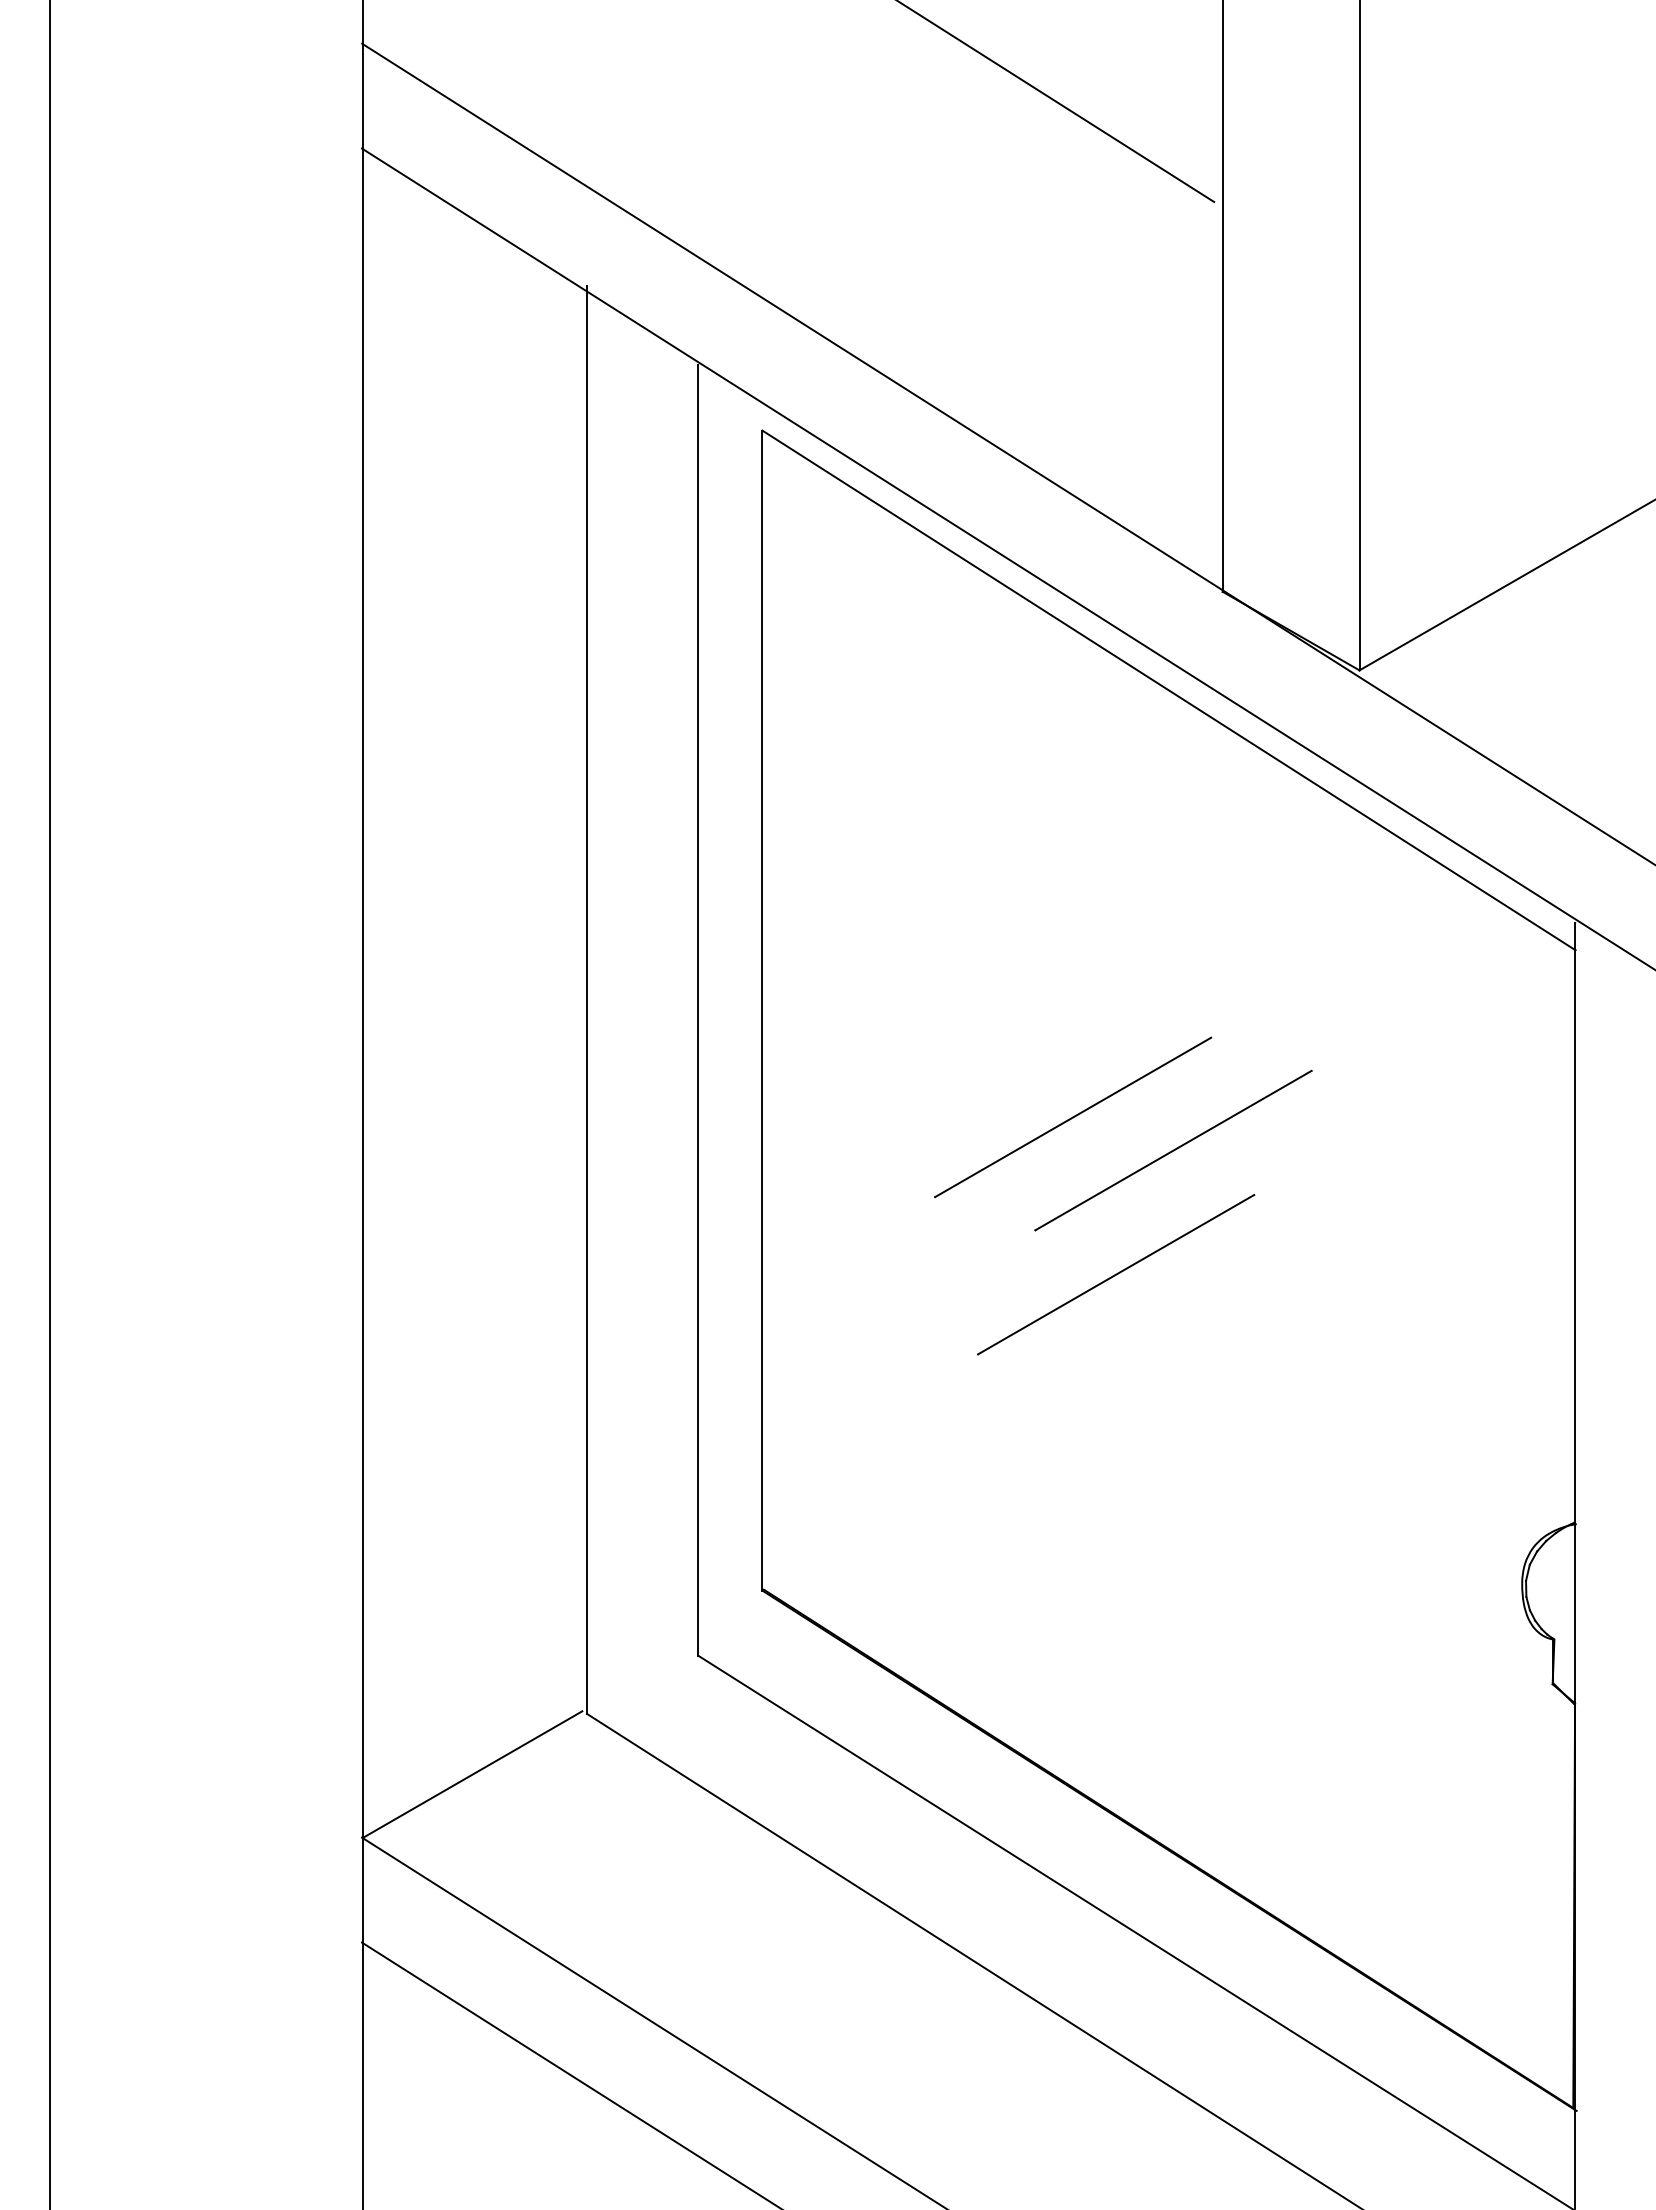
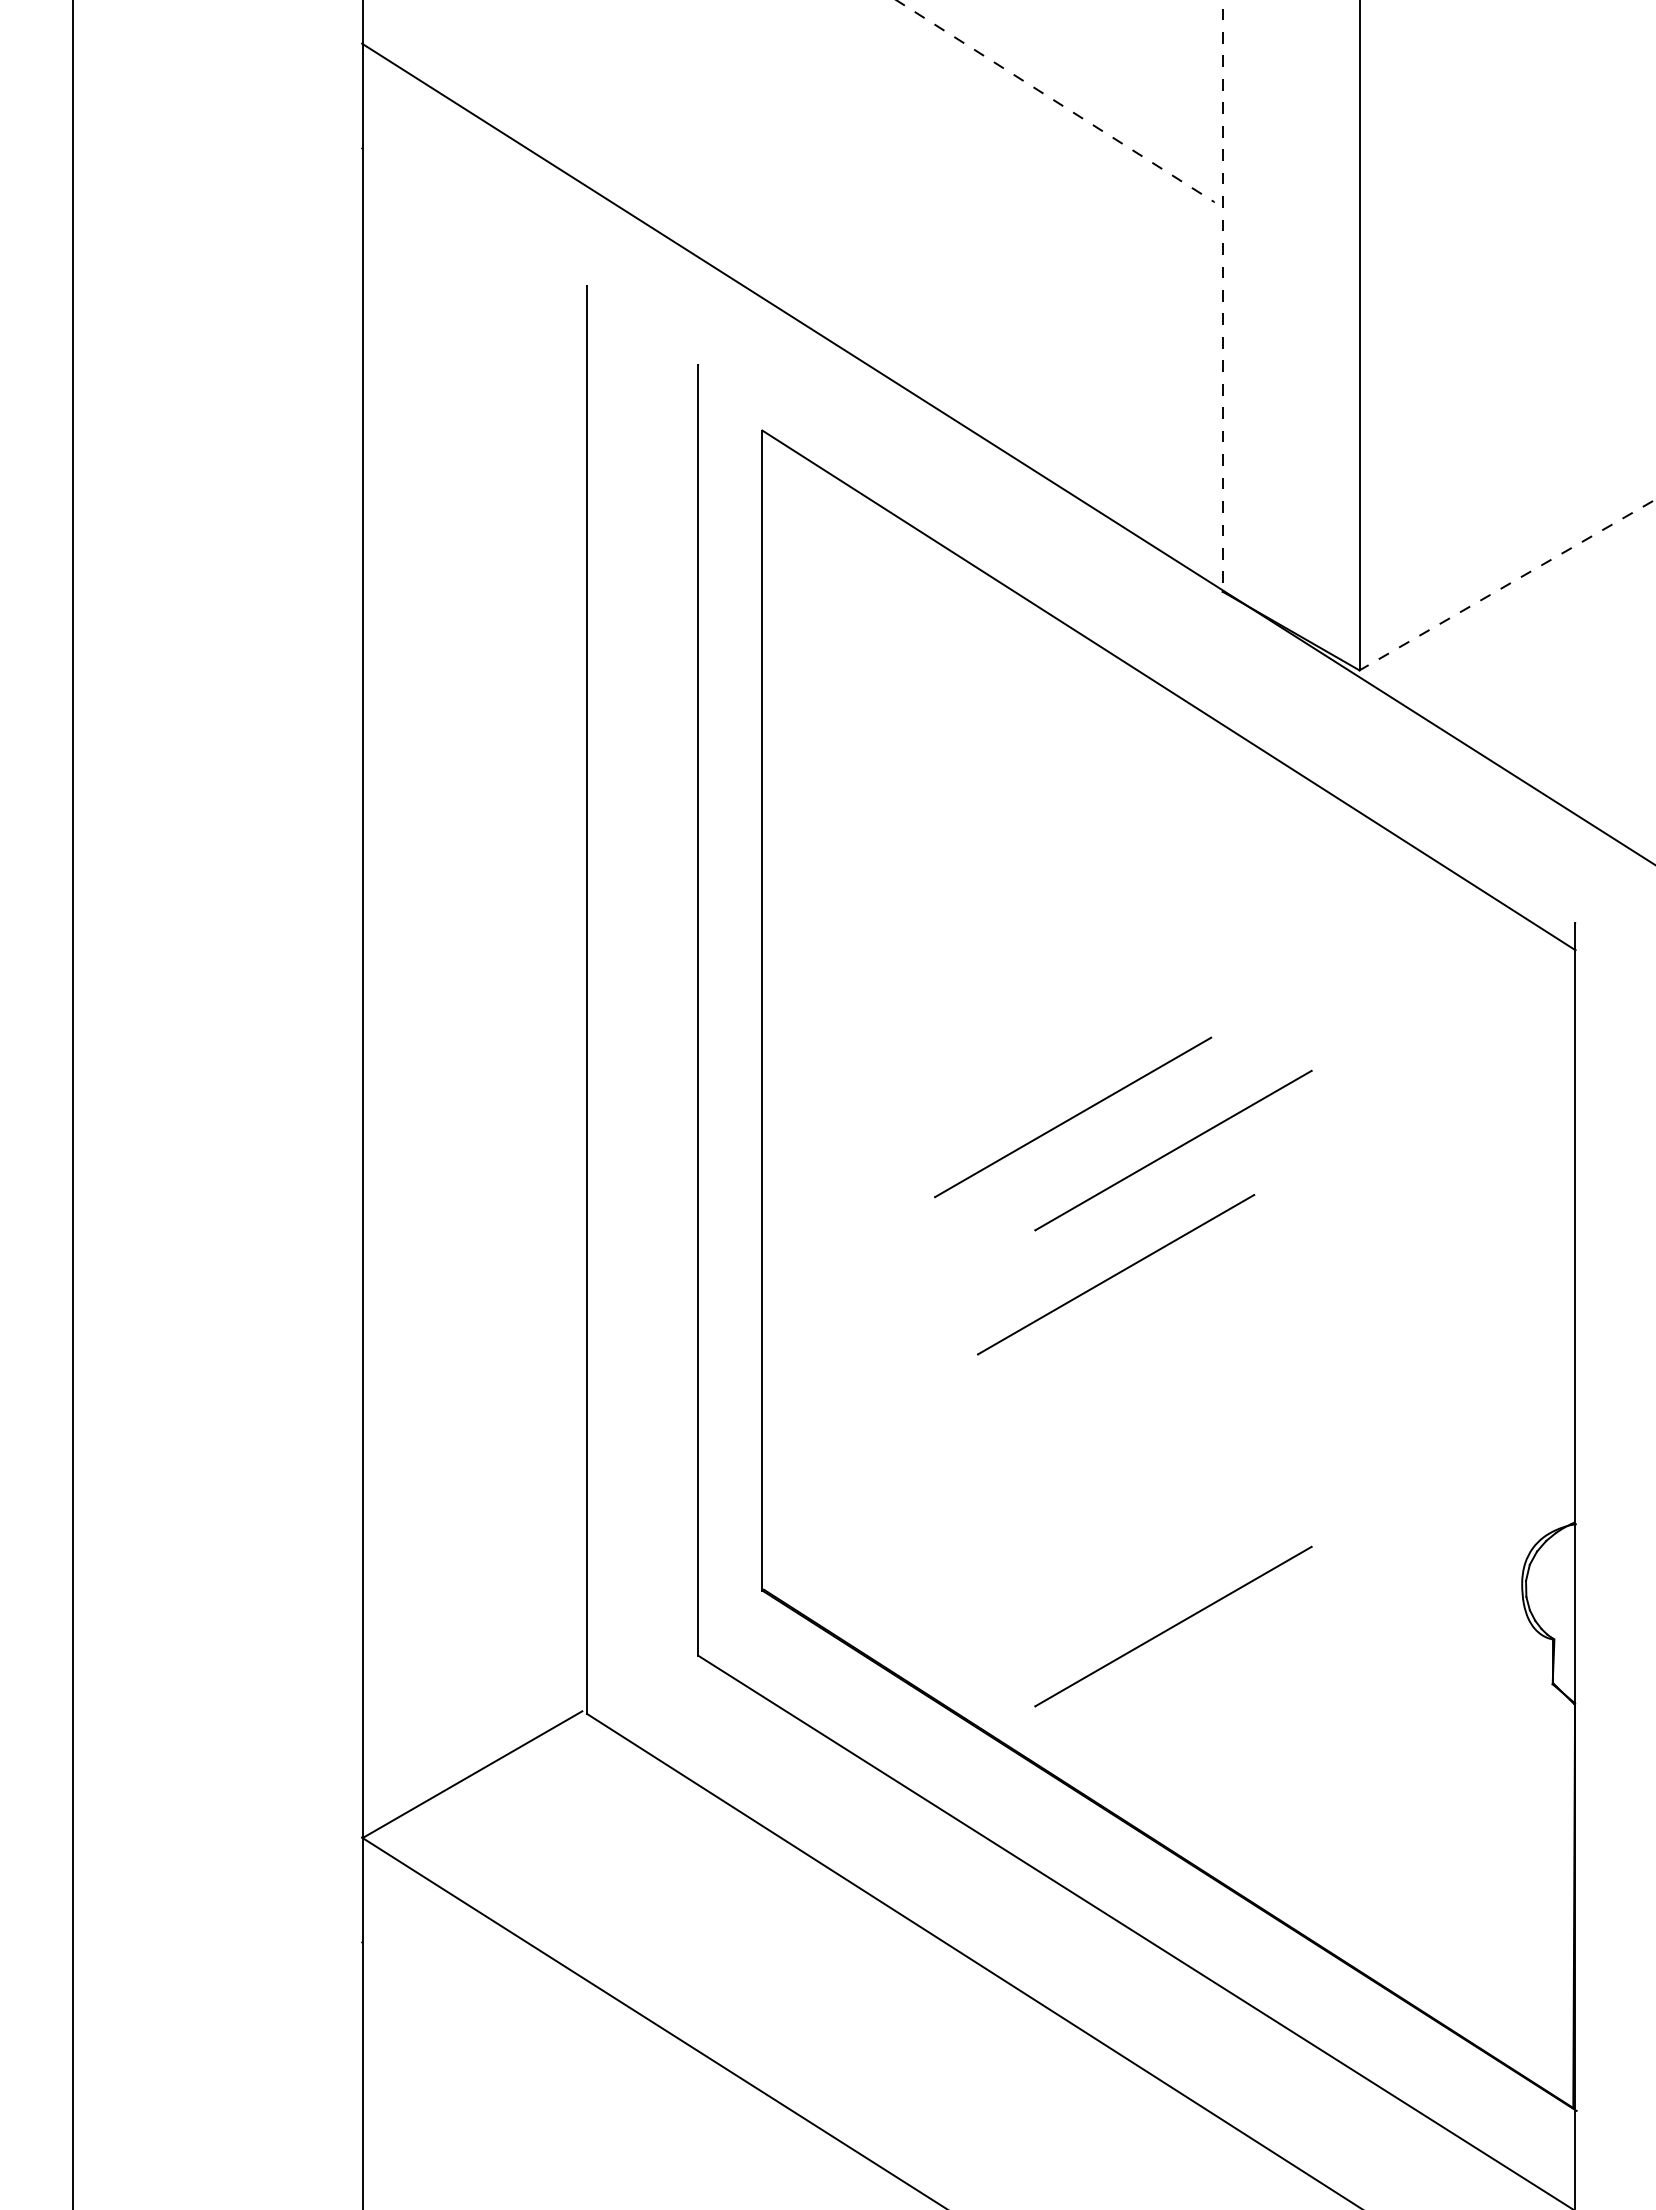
line: solid -> dashed (1055, 101)
line: solid -> dashed (1222, 296)
line: present -> none (1007, 558)
line: solid -> dashed (1507, 585)
line position: (49, 1104) -> (72, 1104) (72, 1104)
line: none -> present (1173, 1626)
line: present -> none (569, 2074)
